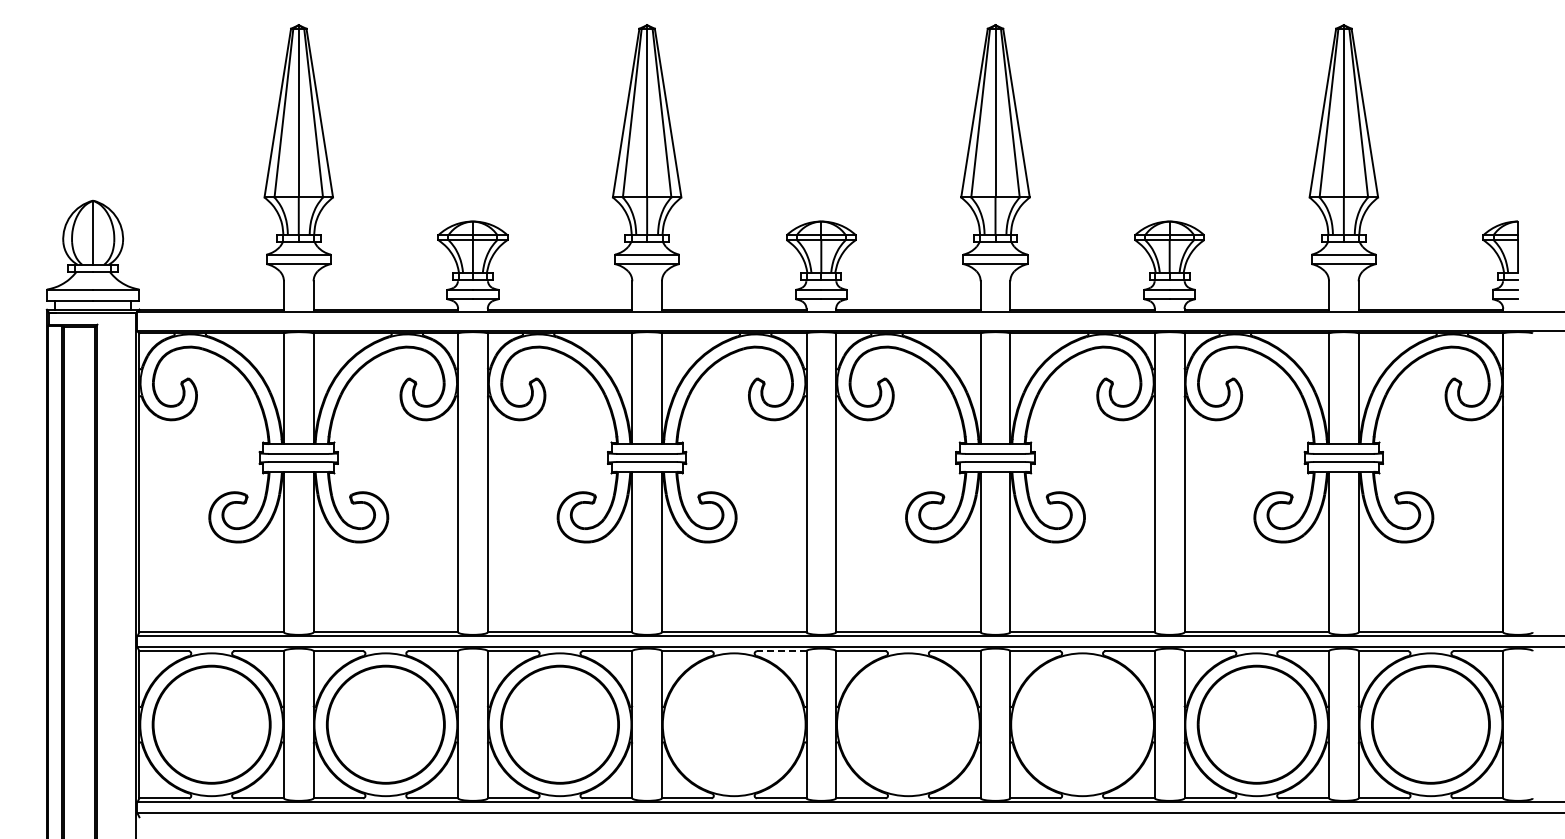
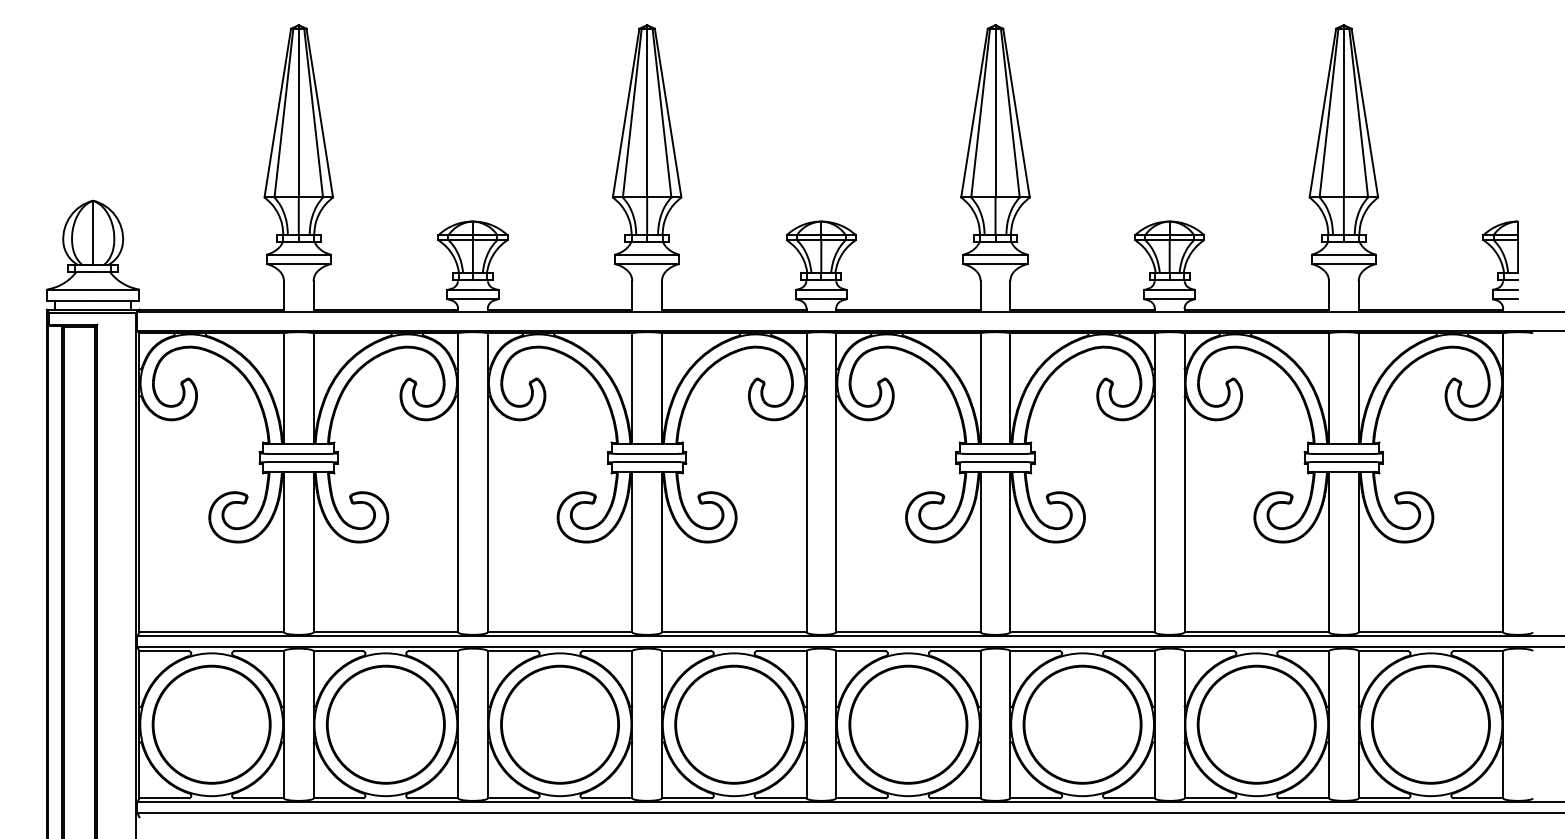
line: dashed -> solid (781, 651)
circle: none -> present (734, 724)
circle: none -> present (908, 724)
circle: none -> present (1082, 724)
